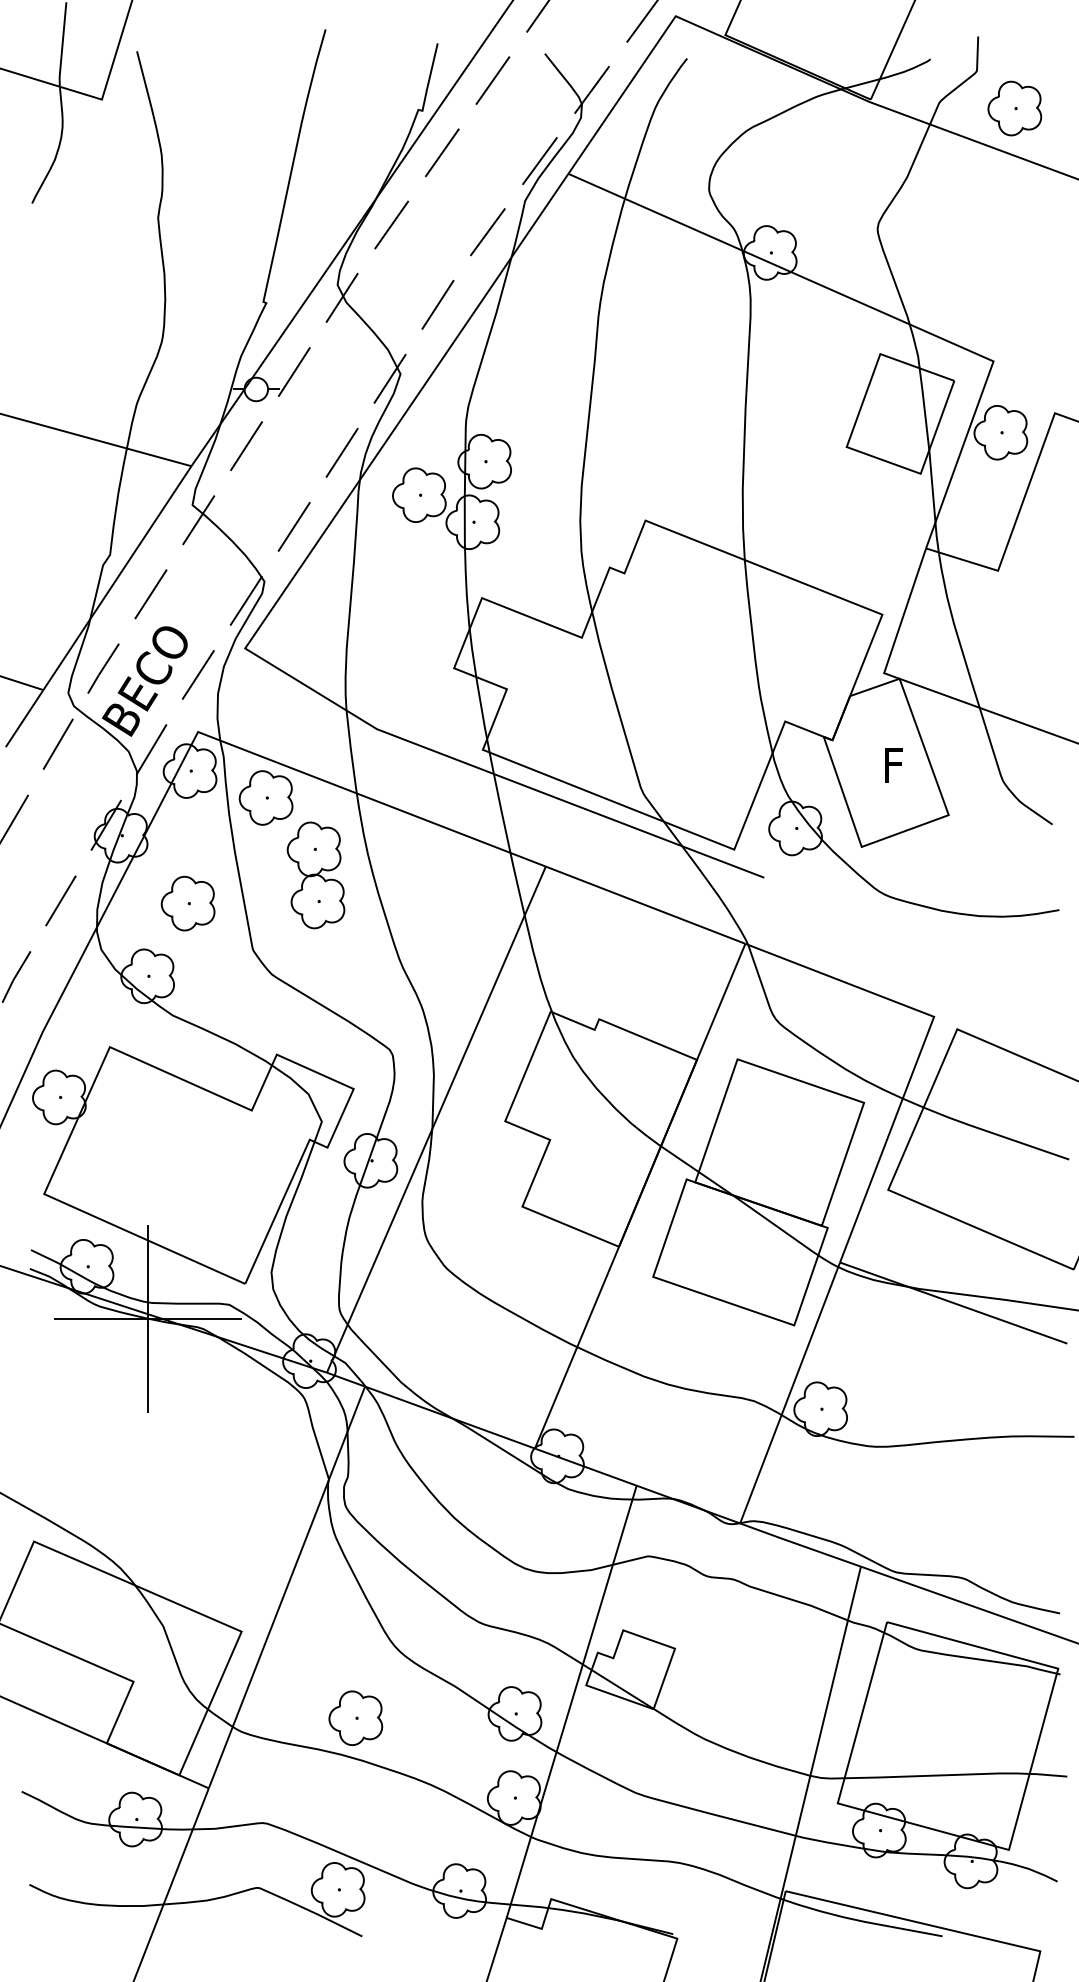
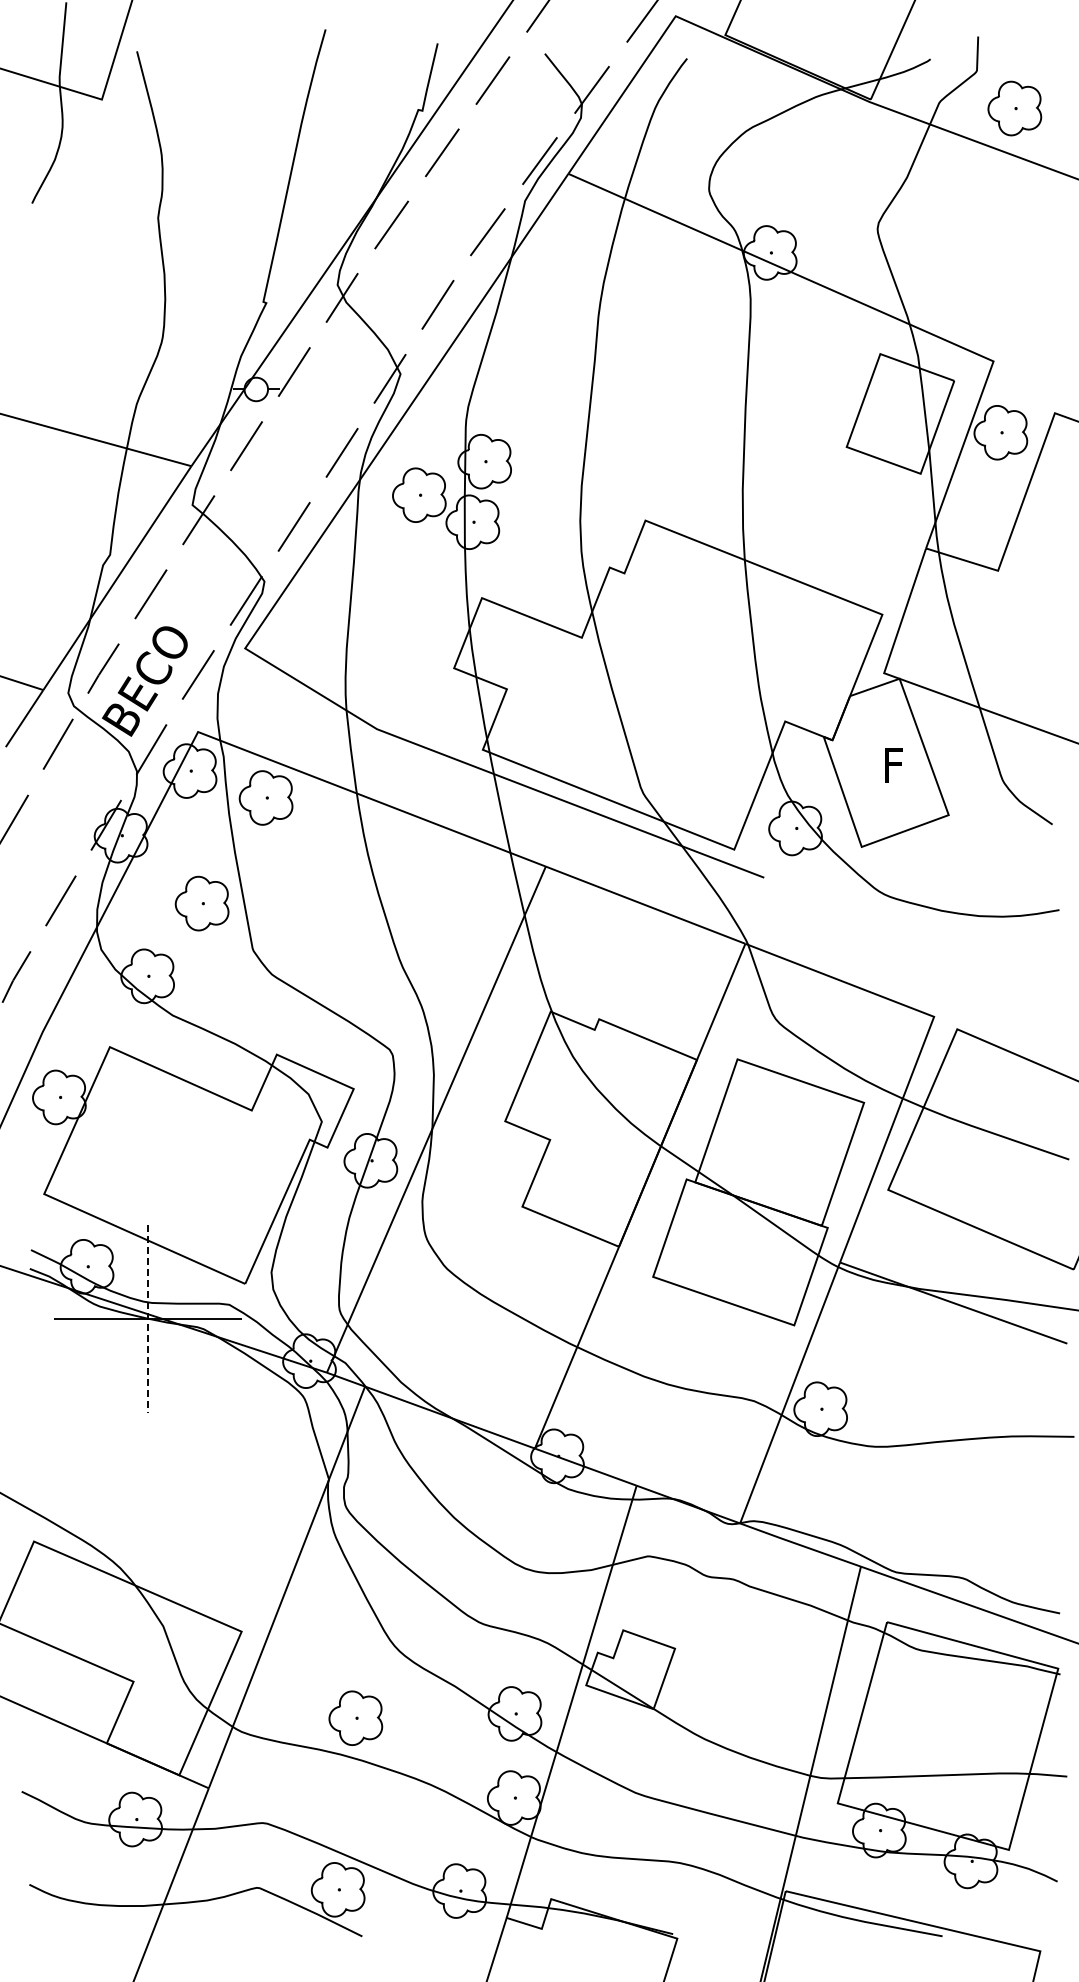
part: present -> none (315, 875)
part position: (187, 903) -> (201, 903) (201, 903)
line: solid -> dashed (148, 1319)
